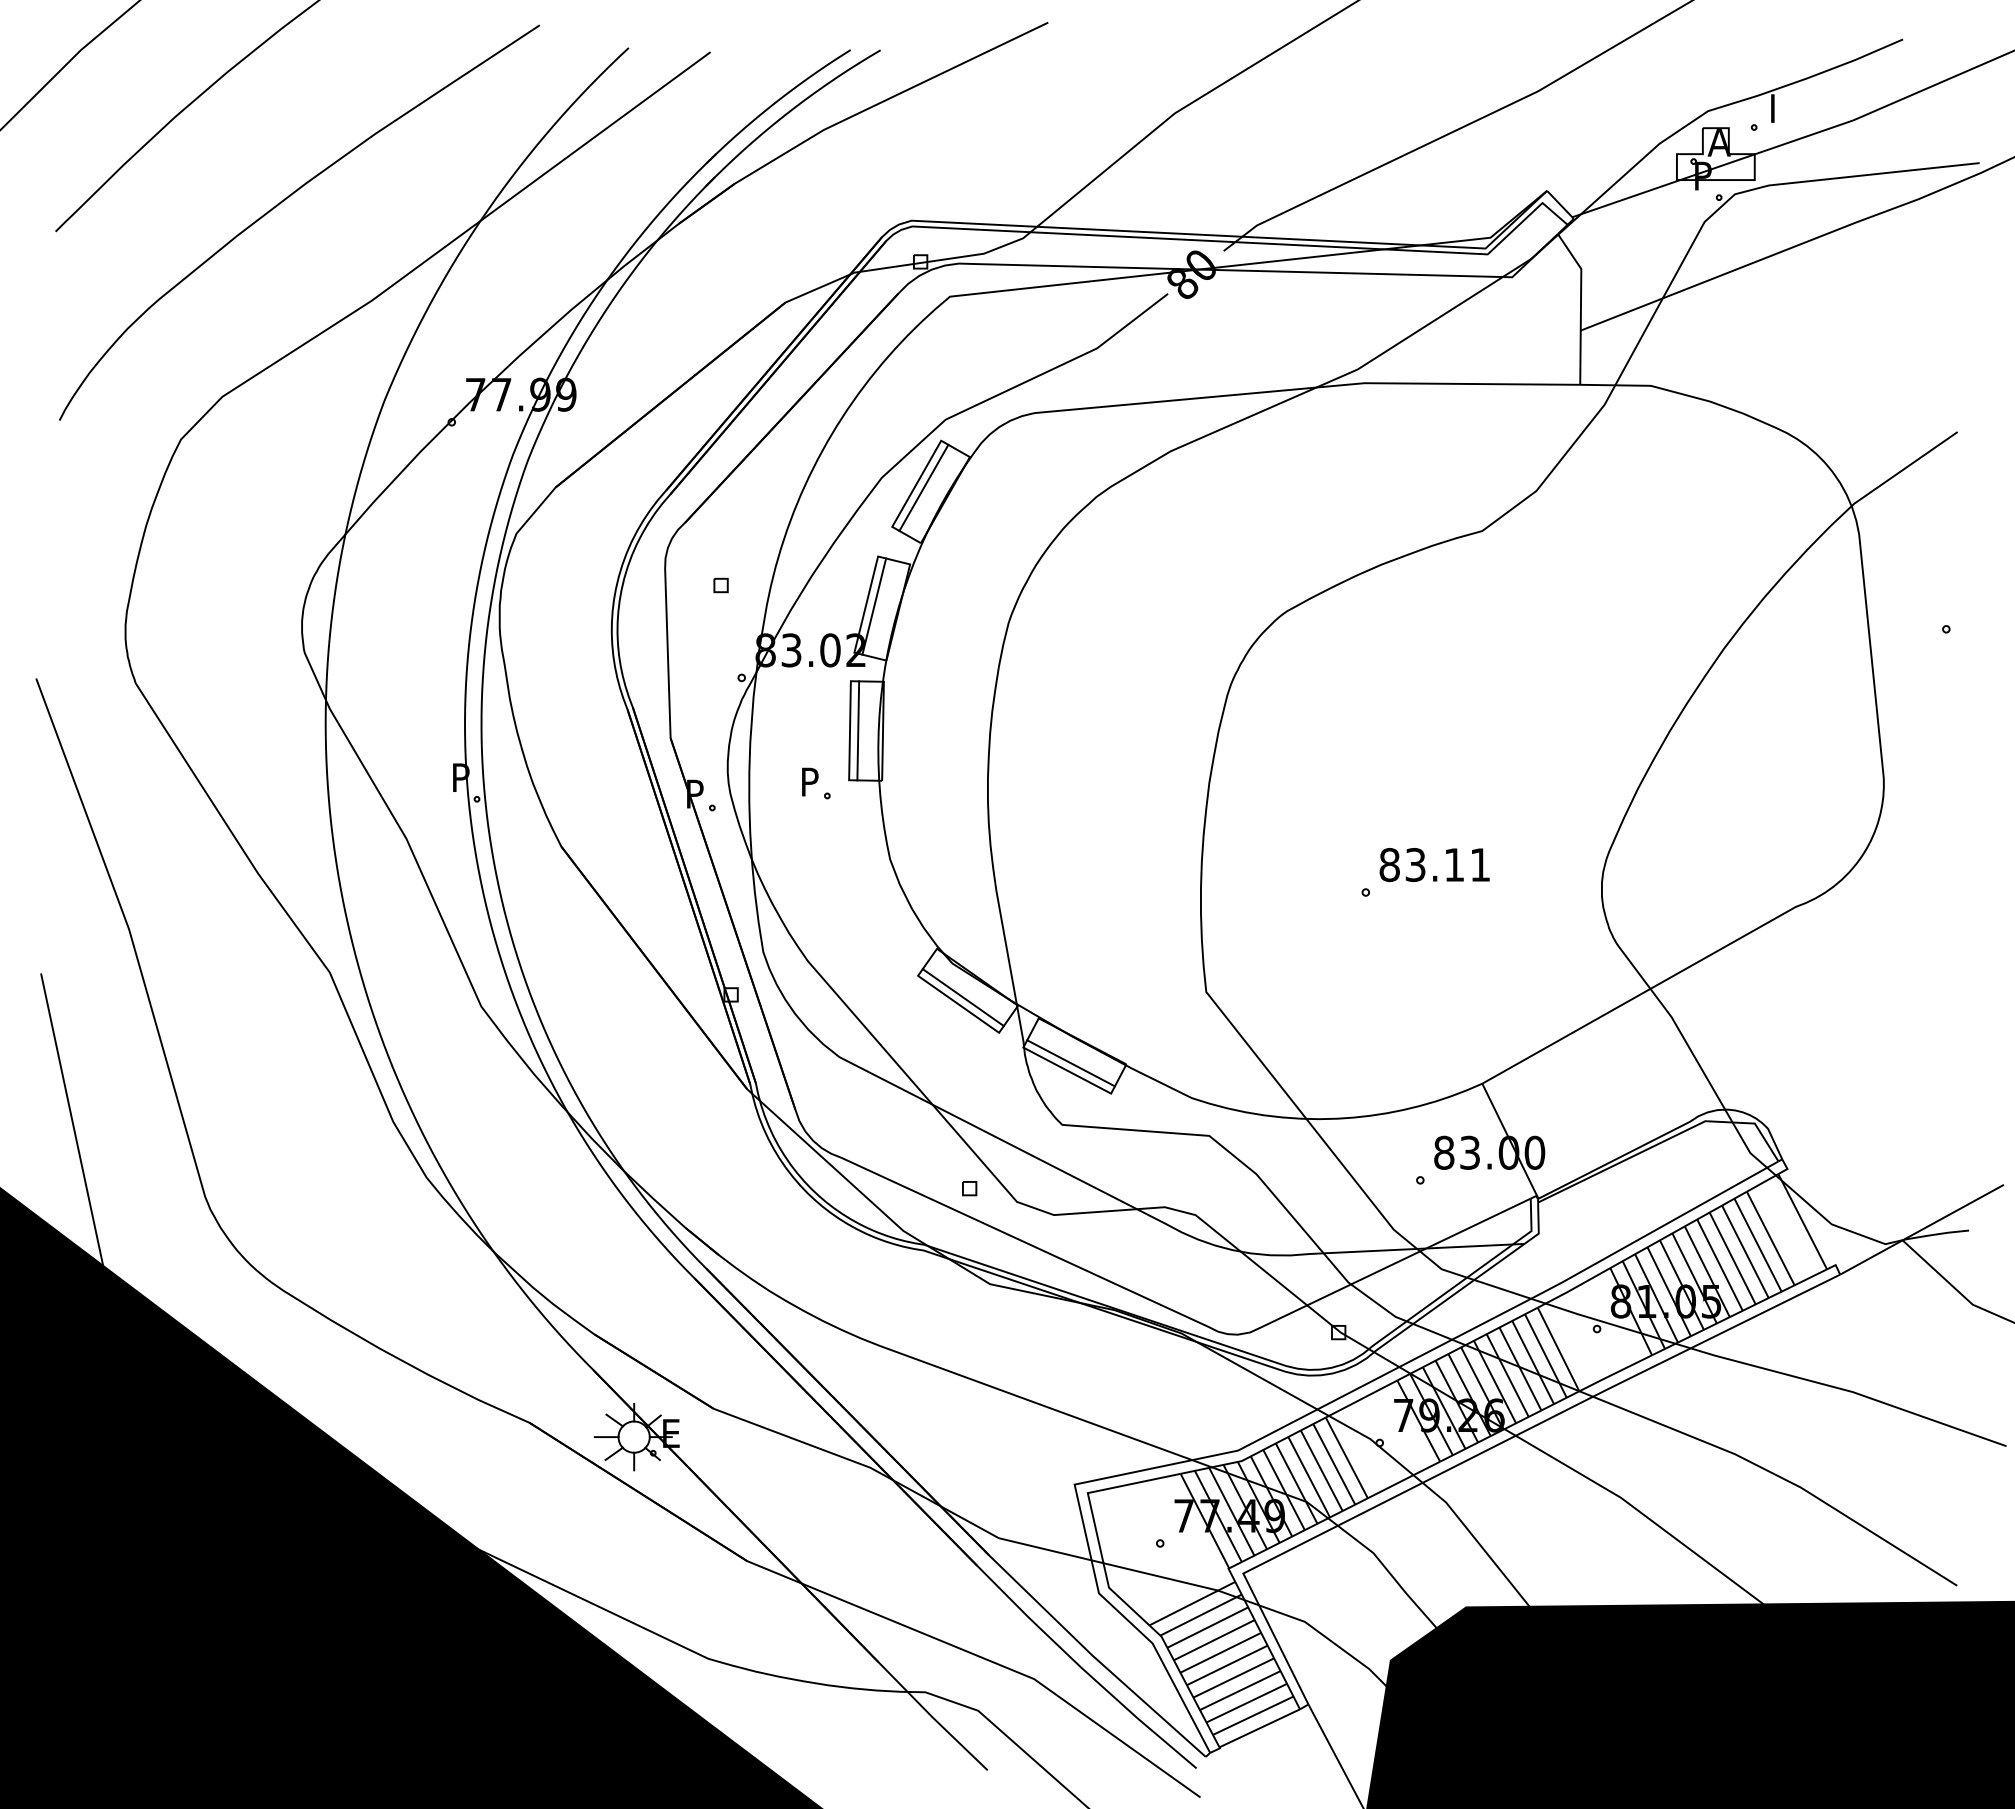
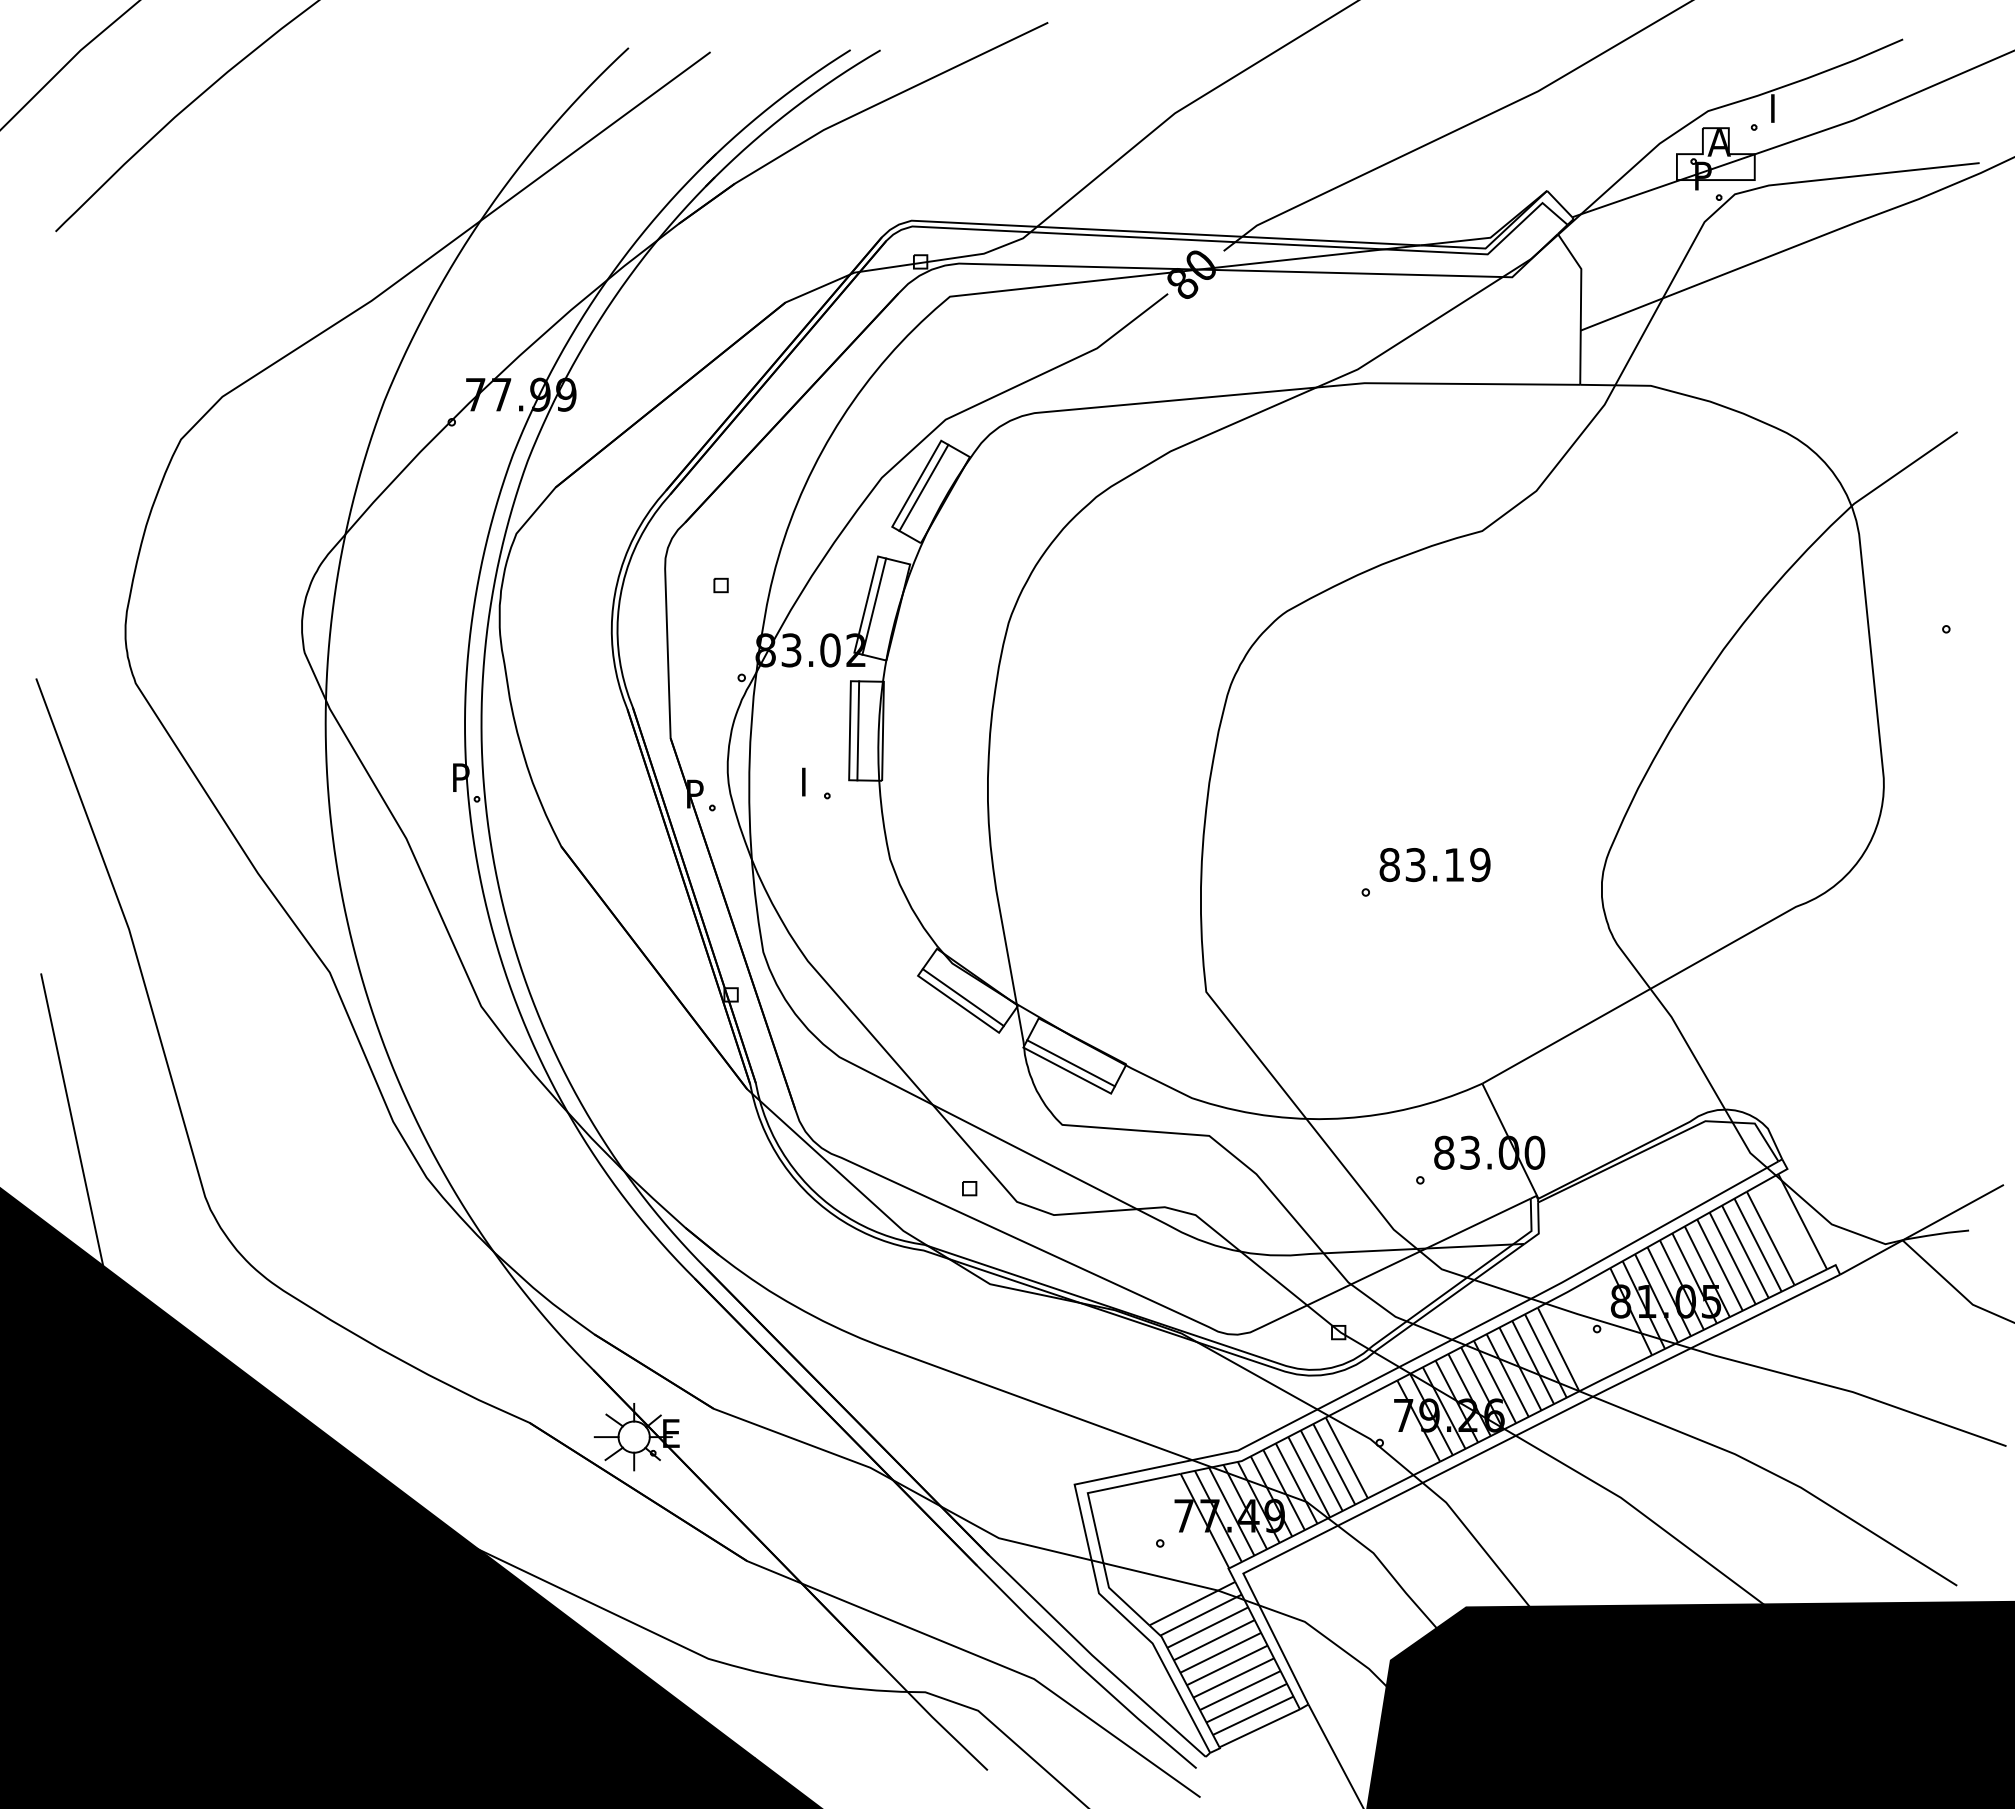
curve: present -> none (284, 201)
text: P -> I (811, 775)
text: 83.11 -> 83.19 (1480, 865)
